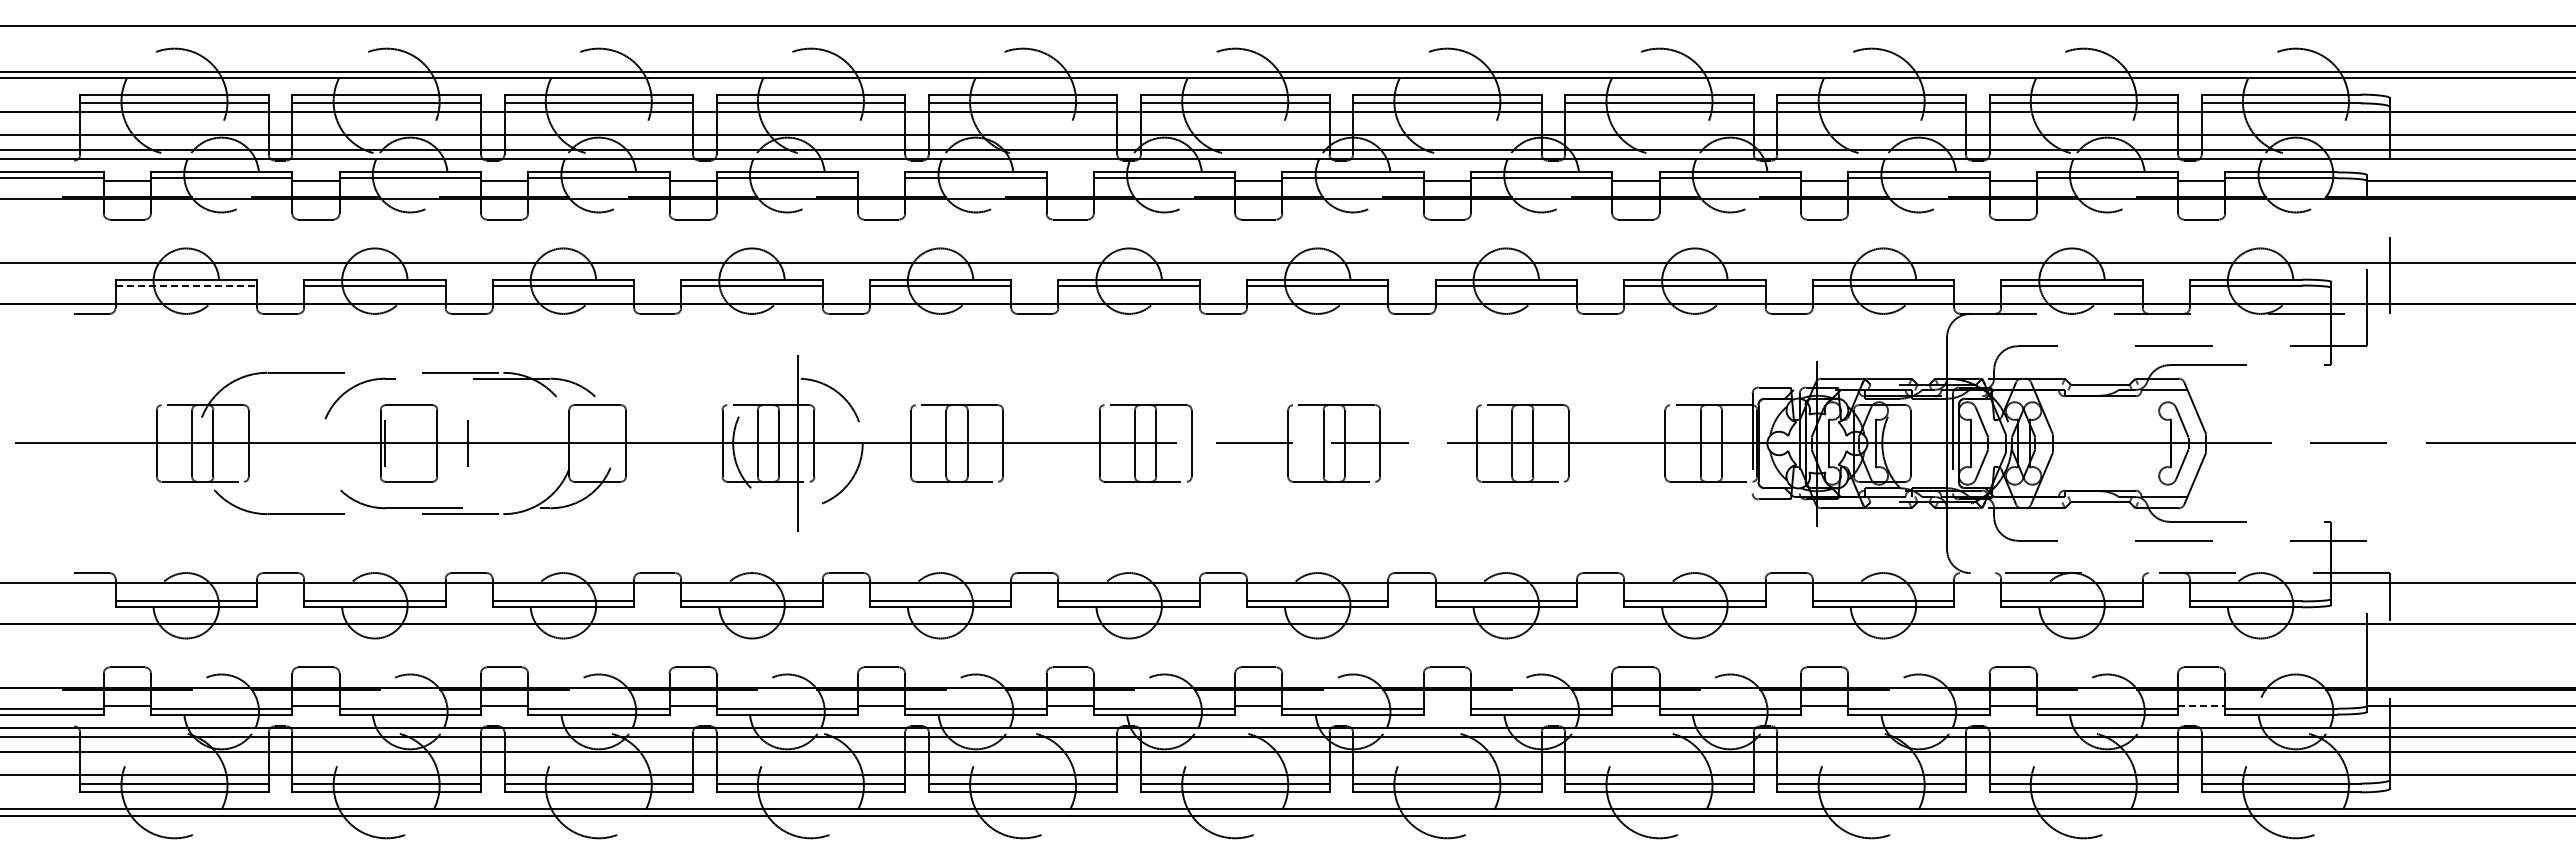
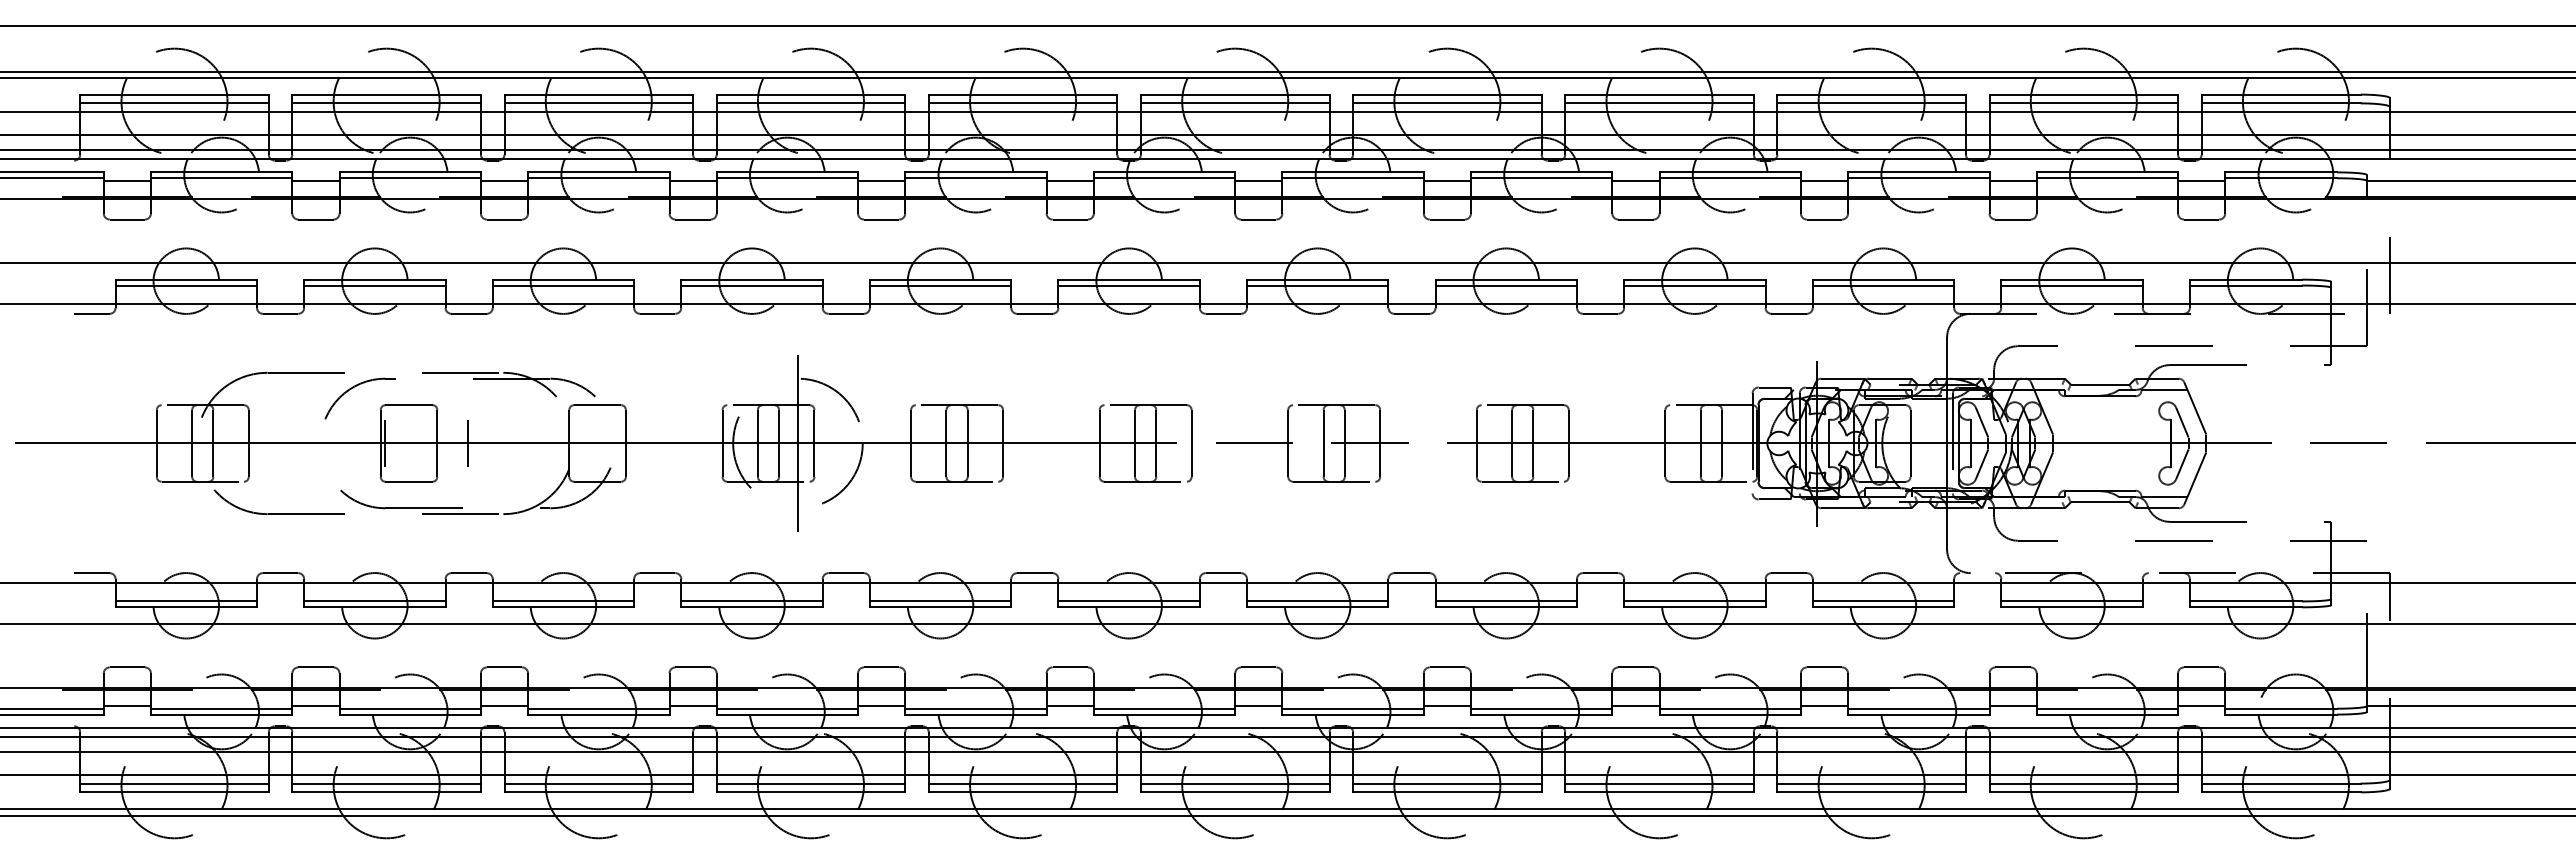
line: none -> present (881, 181)
line: none -> present (1069, 181)
line: dashed -> solid (186, 285)
line: none -> present (1446, 705)
line: dashed -> solid (2201, 705)
